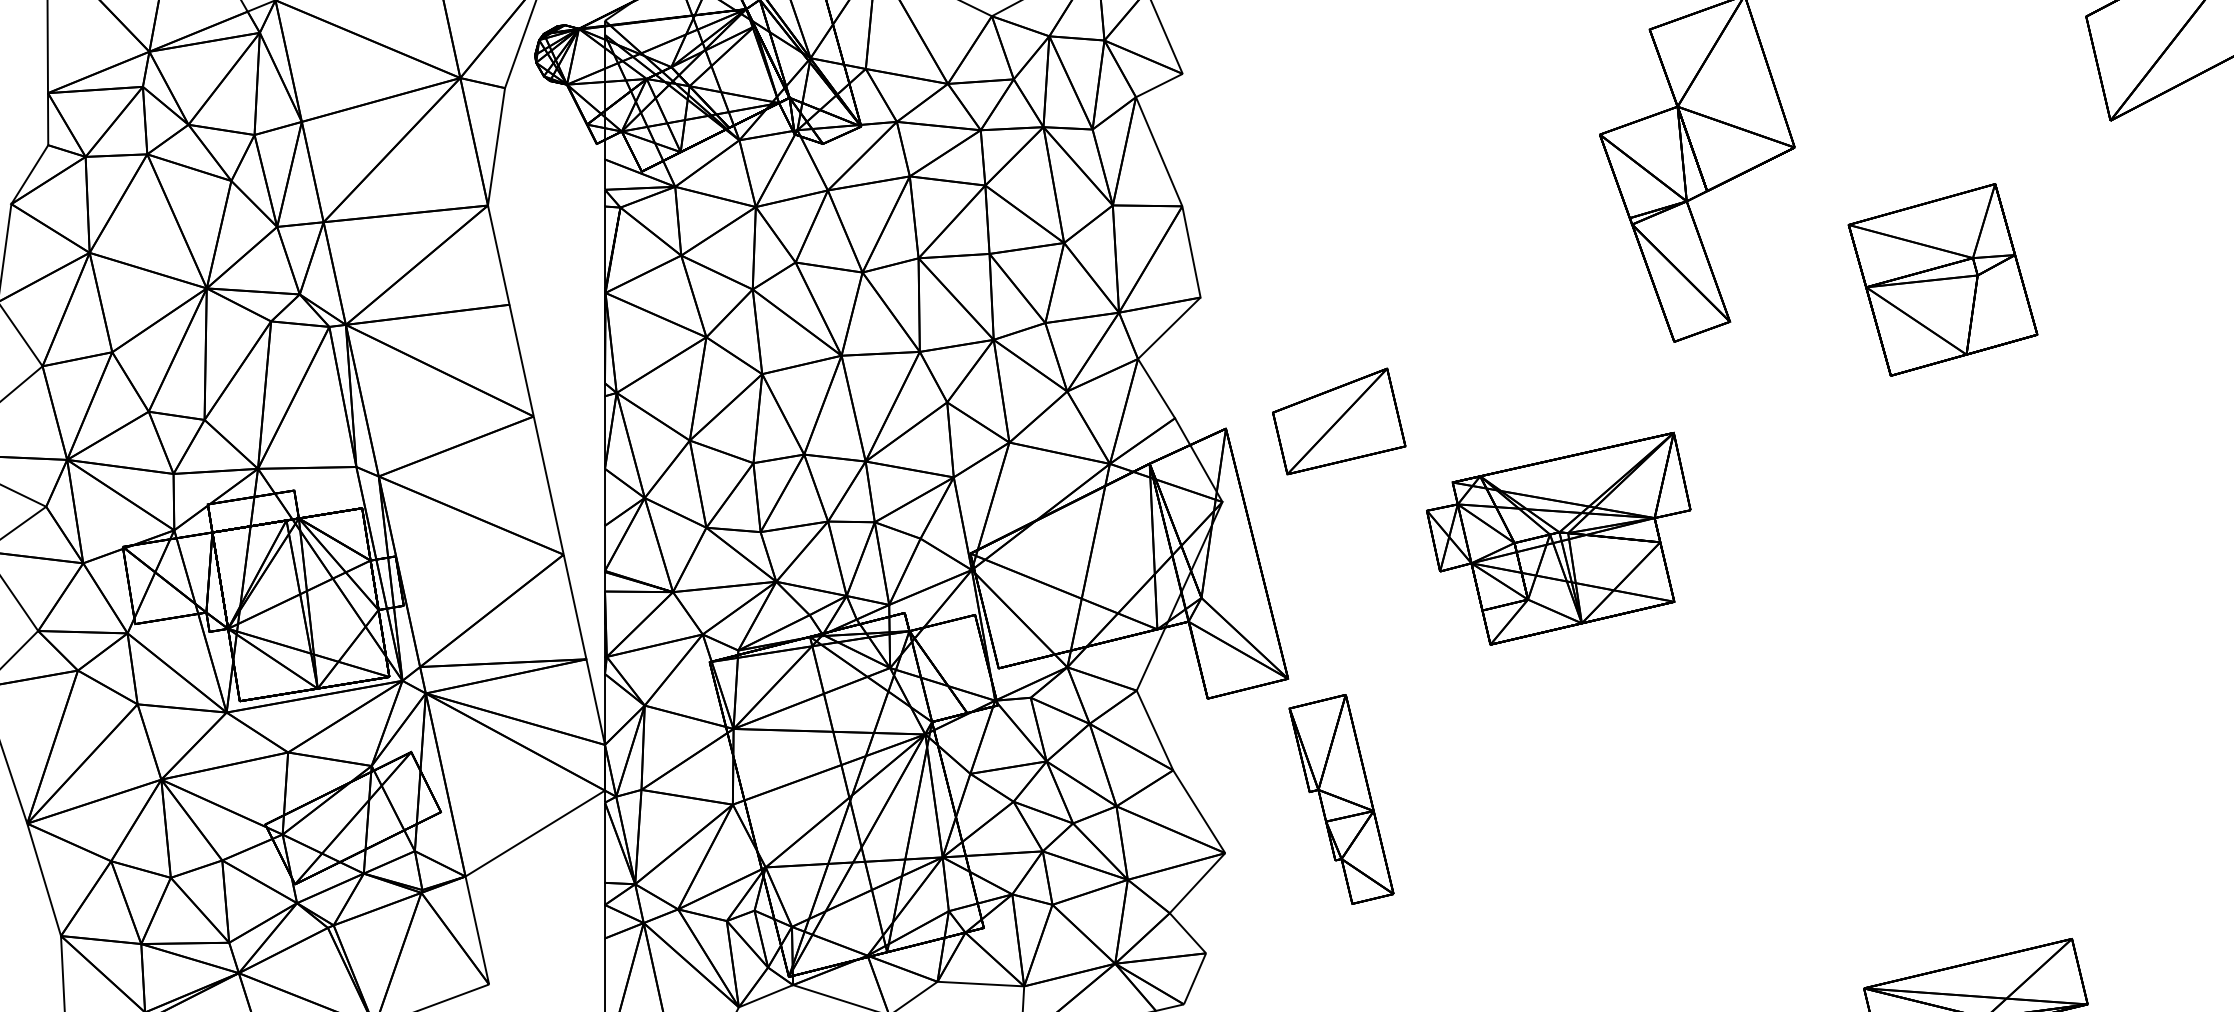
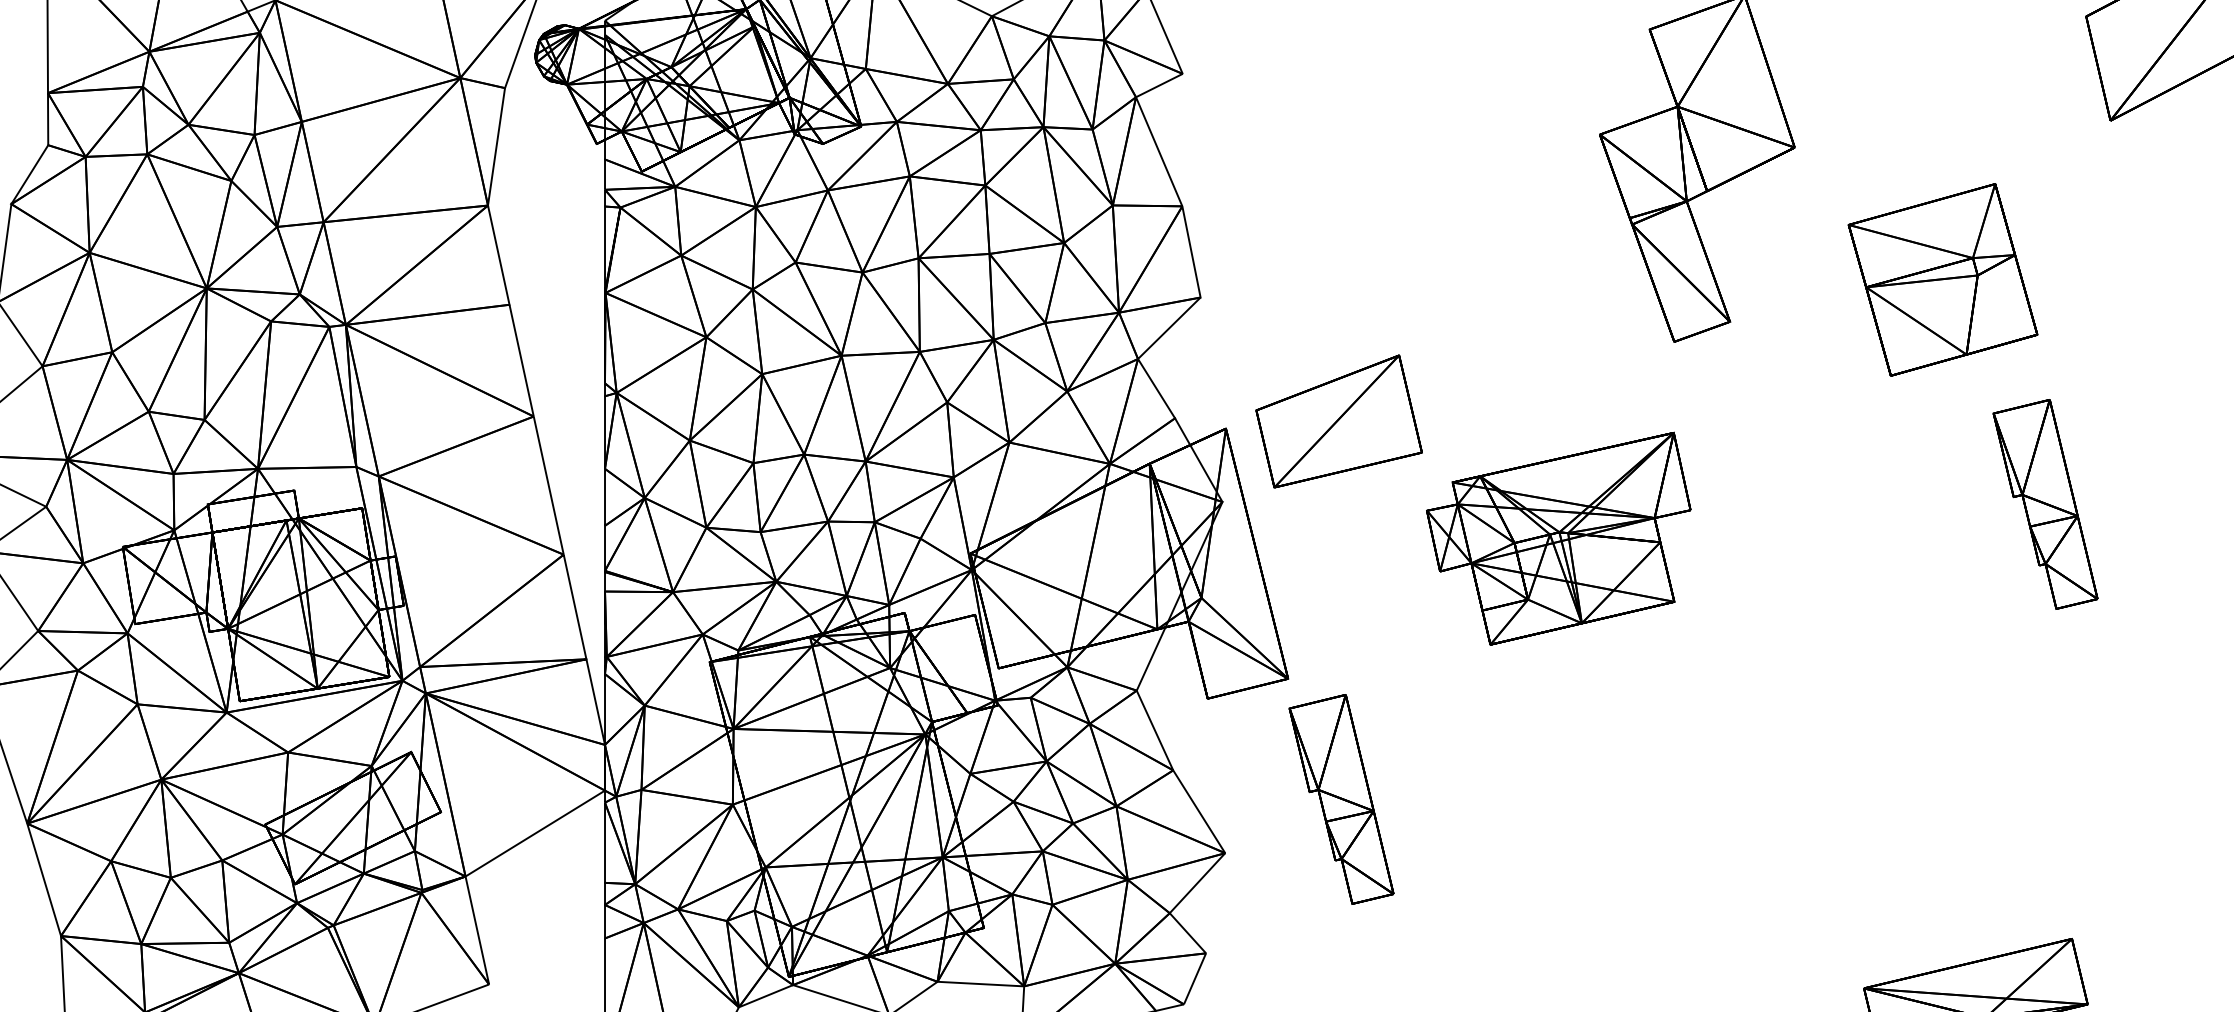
part size: 135x109 px -> 168x135 px (1338, 421)
part: none -> present (2045, 504)
